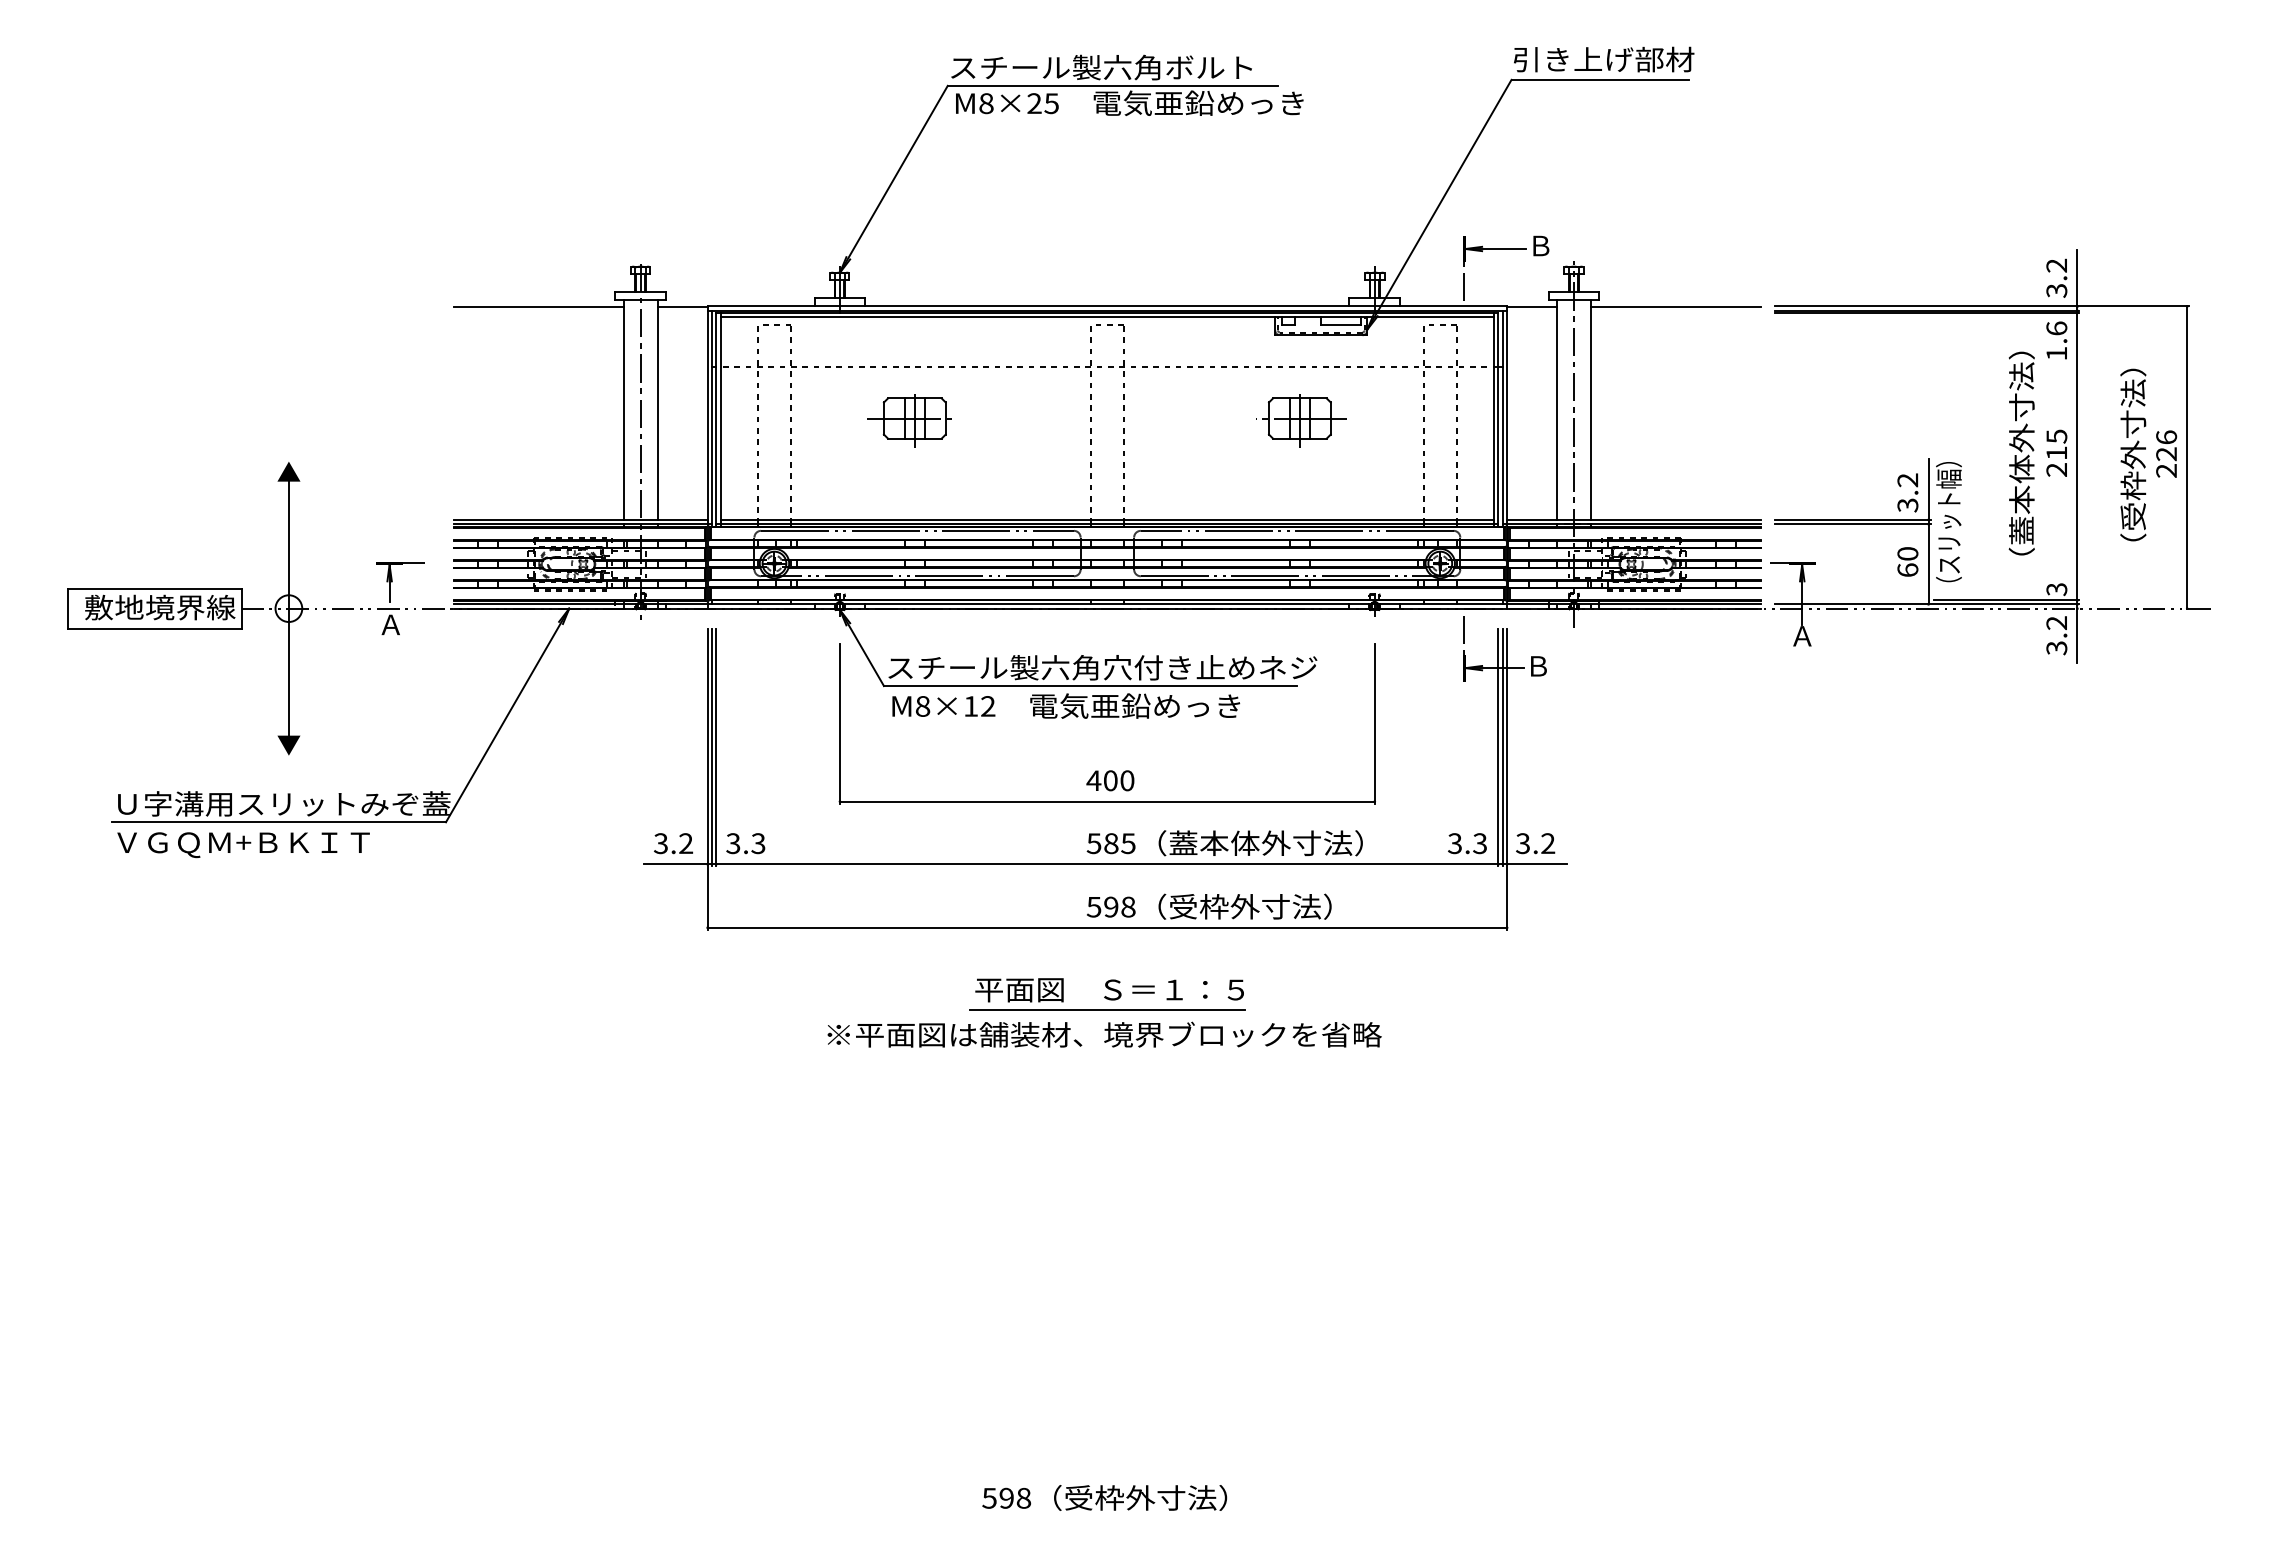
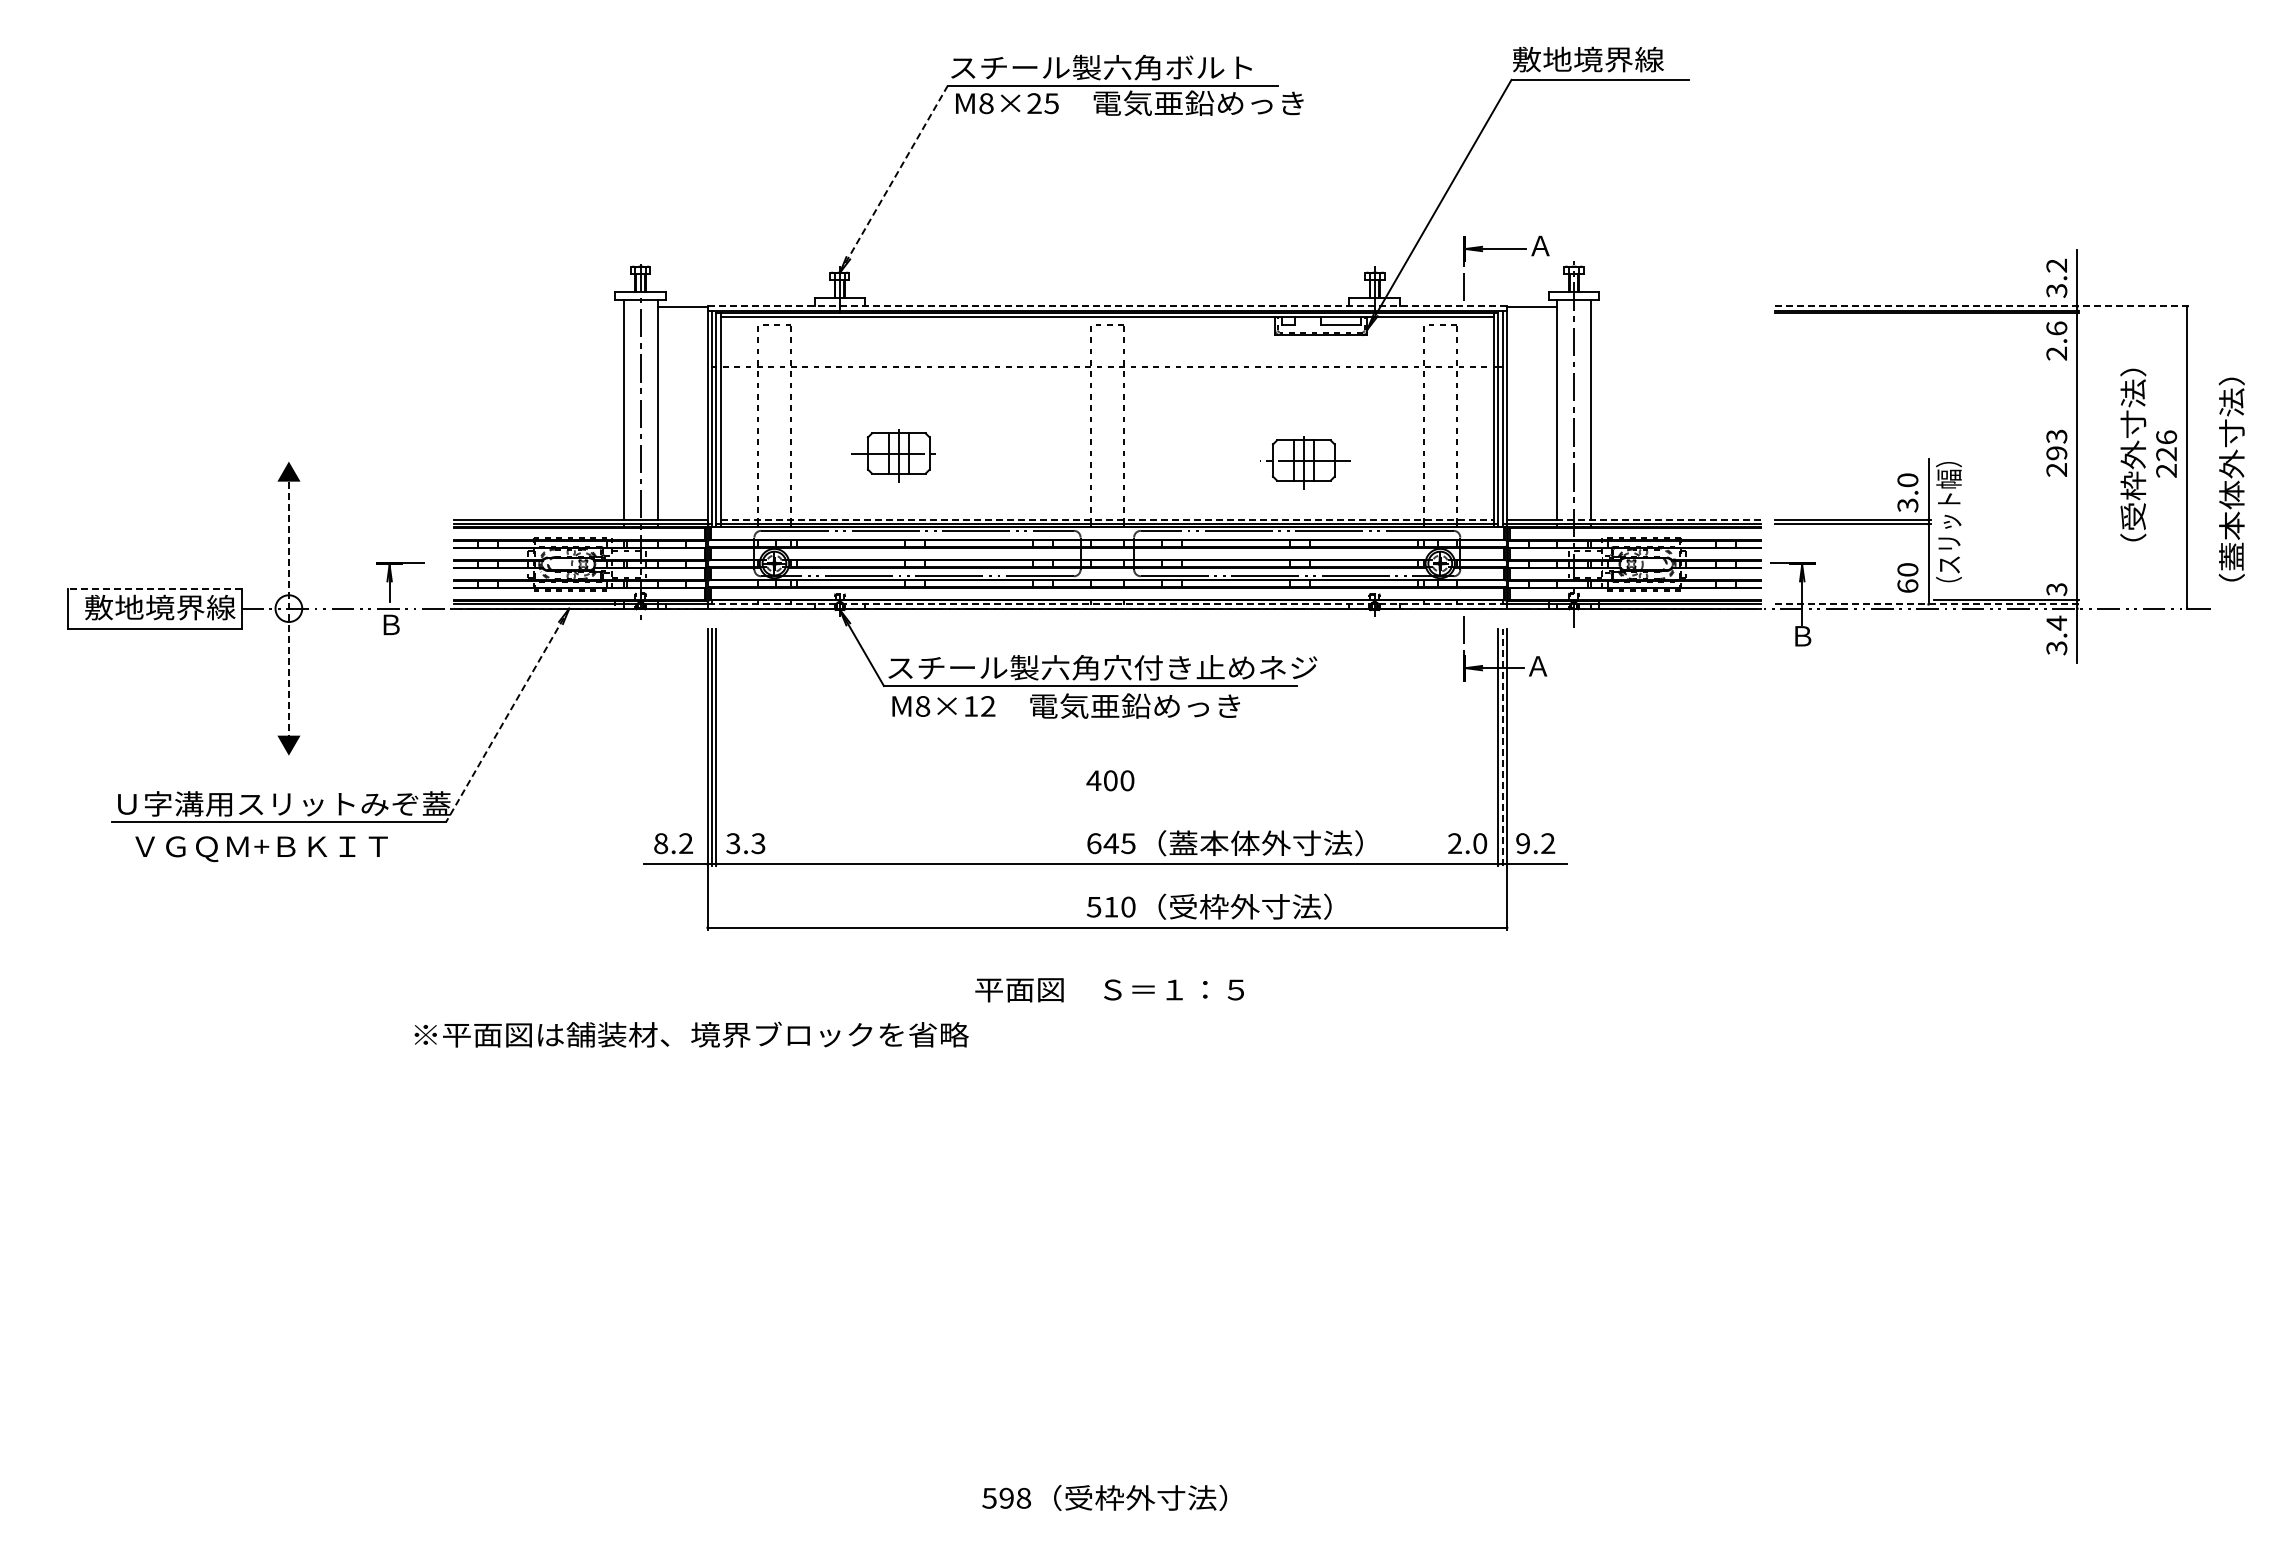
text: 引き上げ部材 -> 敷地境界線 (1603, 59)
line: solid -> dashed (893, 179)
text: Ｂ -> Ａ (1540, 245)
line: solid -> dashed (1107, 306)
line: solid -> dashed (1981, 306)
line: present -> none (538, 307)
line: present -> none (1675, 307)
text: 1.6 -> 2.6 (2056, 353)
part position: (909, 420) -> (893, 455) (893, 455)
part position: (1301, 420) -> (1305, 462) (1305, 462)
text: 215 -> 293 (2056, 444)
text position: (2021, 453) -> (2231, 479) (2231, 479)
text: 3.2 -> 3.0 (1907, 480)
line: solid -> dashed (1107, 519)
line: solid -> dashed (1659, 519)
text position: (1907, 561) -> (1907, 577) (1907, 577)
line: solid -> dashed (155, 588)
line: solid -> dashed (1107, 604)
line: solid -> dashed (1926, 604)
line: solid -> dashed (288, 608)
text: 3.2 -> 3.4 (2056, 622)
text: Ａ -> Ｂ (390, 624)
text: Ａ -> Ｂ (1802, 636)
text: Ｂ -> Ａ (1538, 666)
line: solid -> dashed (507, 715)
line: solid -> dashed (1502, 747)
part: present -> none (1106, 801)
text: 3.2 -> 8.2 (661, 843)
text: 585 -> 645 (1102, 843)
text: 3.3 -> 2.0 (1467, 843)
text: 3.2 -> 9.2 (1522, 843)
text position: (243, 845) -> (261, 849) (261, 849)
text: 598 -> 510 (1119, 906)
line: present -> none (1107, 1009)
text position: (1104, 1034) -> (691, 1034) (691, 1034)
